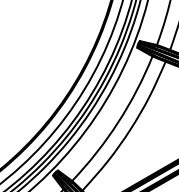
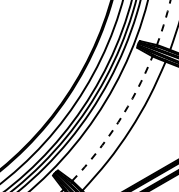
arc: solid -> dashed (164, 22)
arc: solid -> dashed (118, 122)
